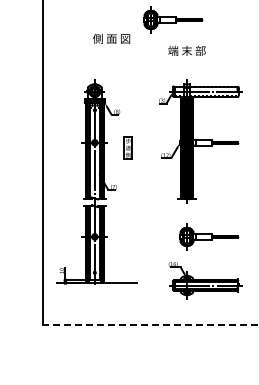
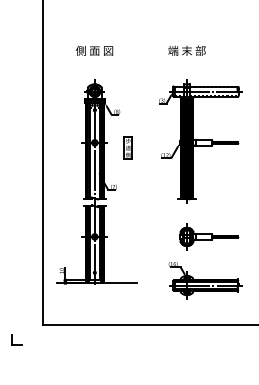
part: present -> none (173, 19)
text position: (111, 38) -> (94, 50) (94, 50)
line: dashed -> solid (150, 324)
part: none -> present (16, 339)
